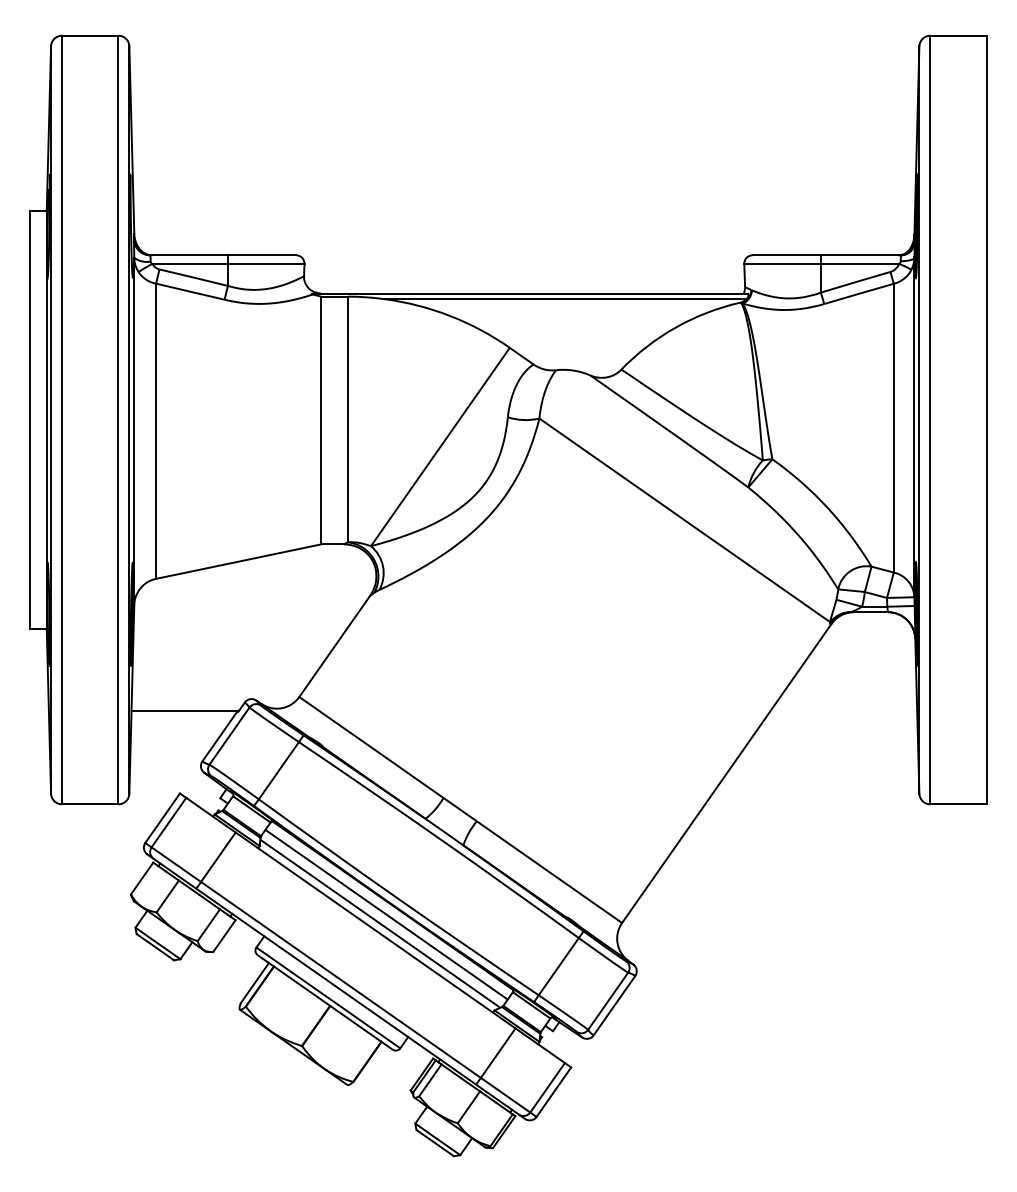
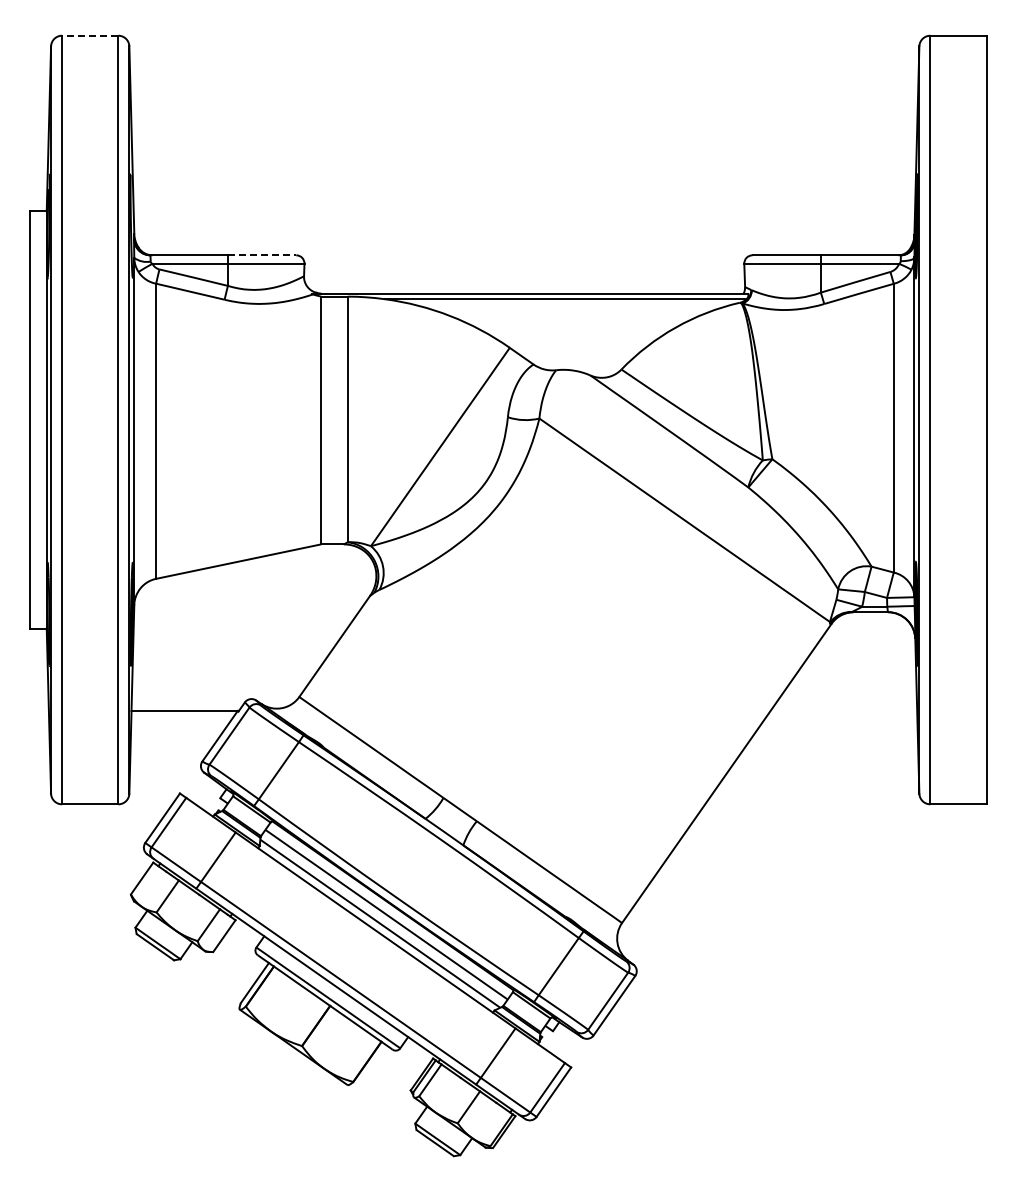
line: solid -> dashed (89, 35)
line: solid -> dashed (262, 255)
